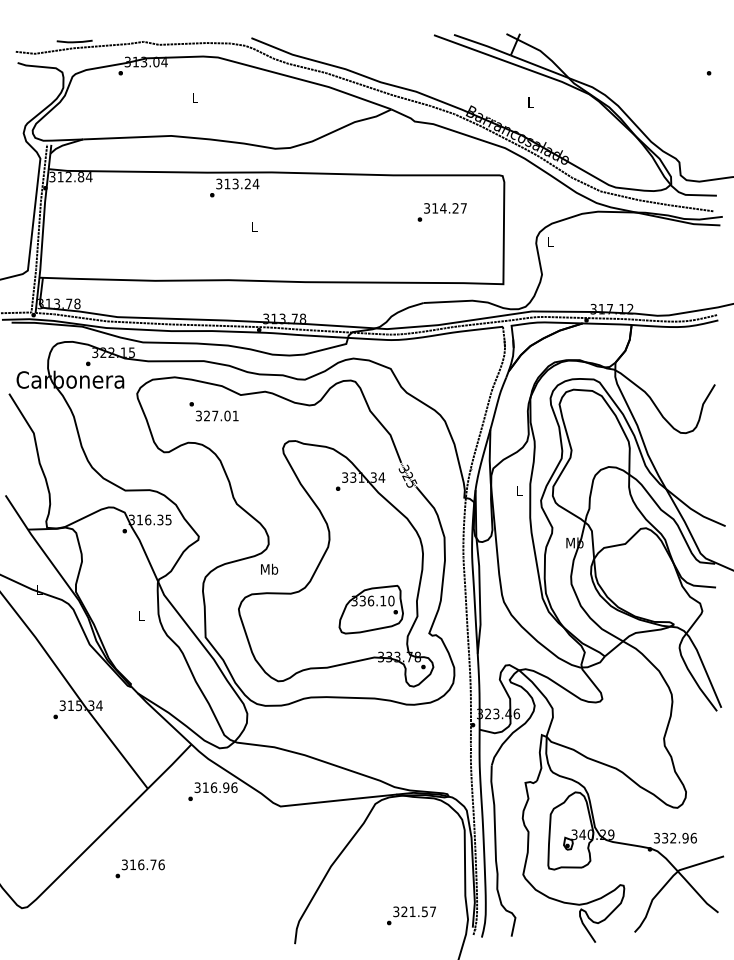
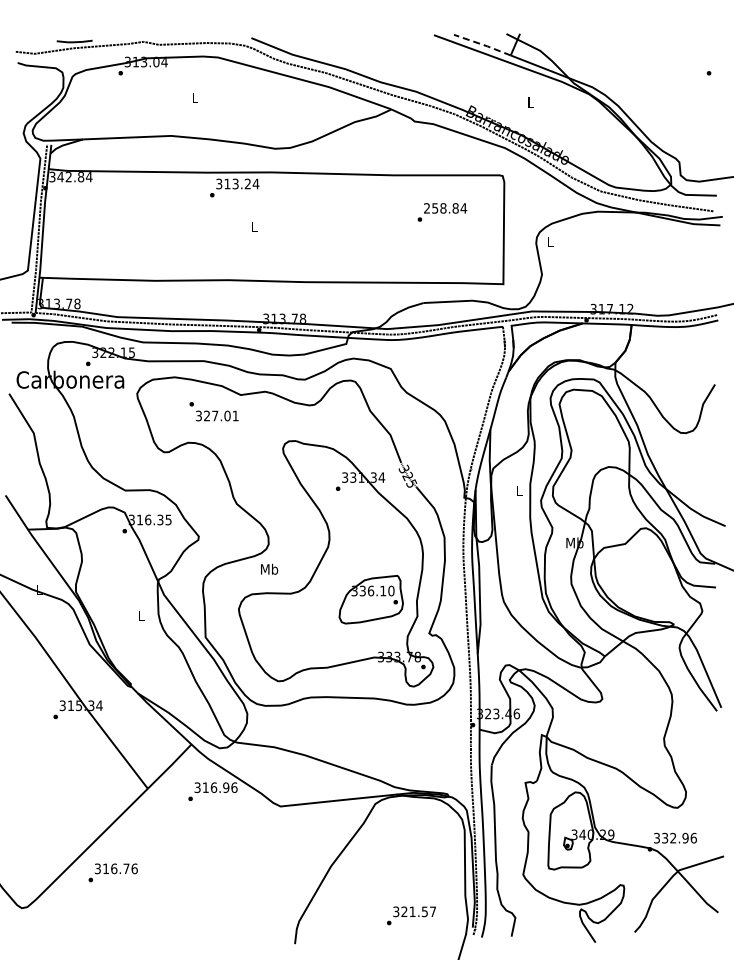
line: solid -> dashed (483, 44)
text: 312.84 -> 342.84 (60, 176)
text: 314.27 -> 258.84 (445, 208)
part position: (370, 609) -> (370, 599) (370, 599)
text position: (139, 868) -> (112, 872) (112, 872)
